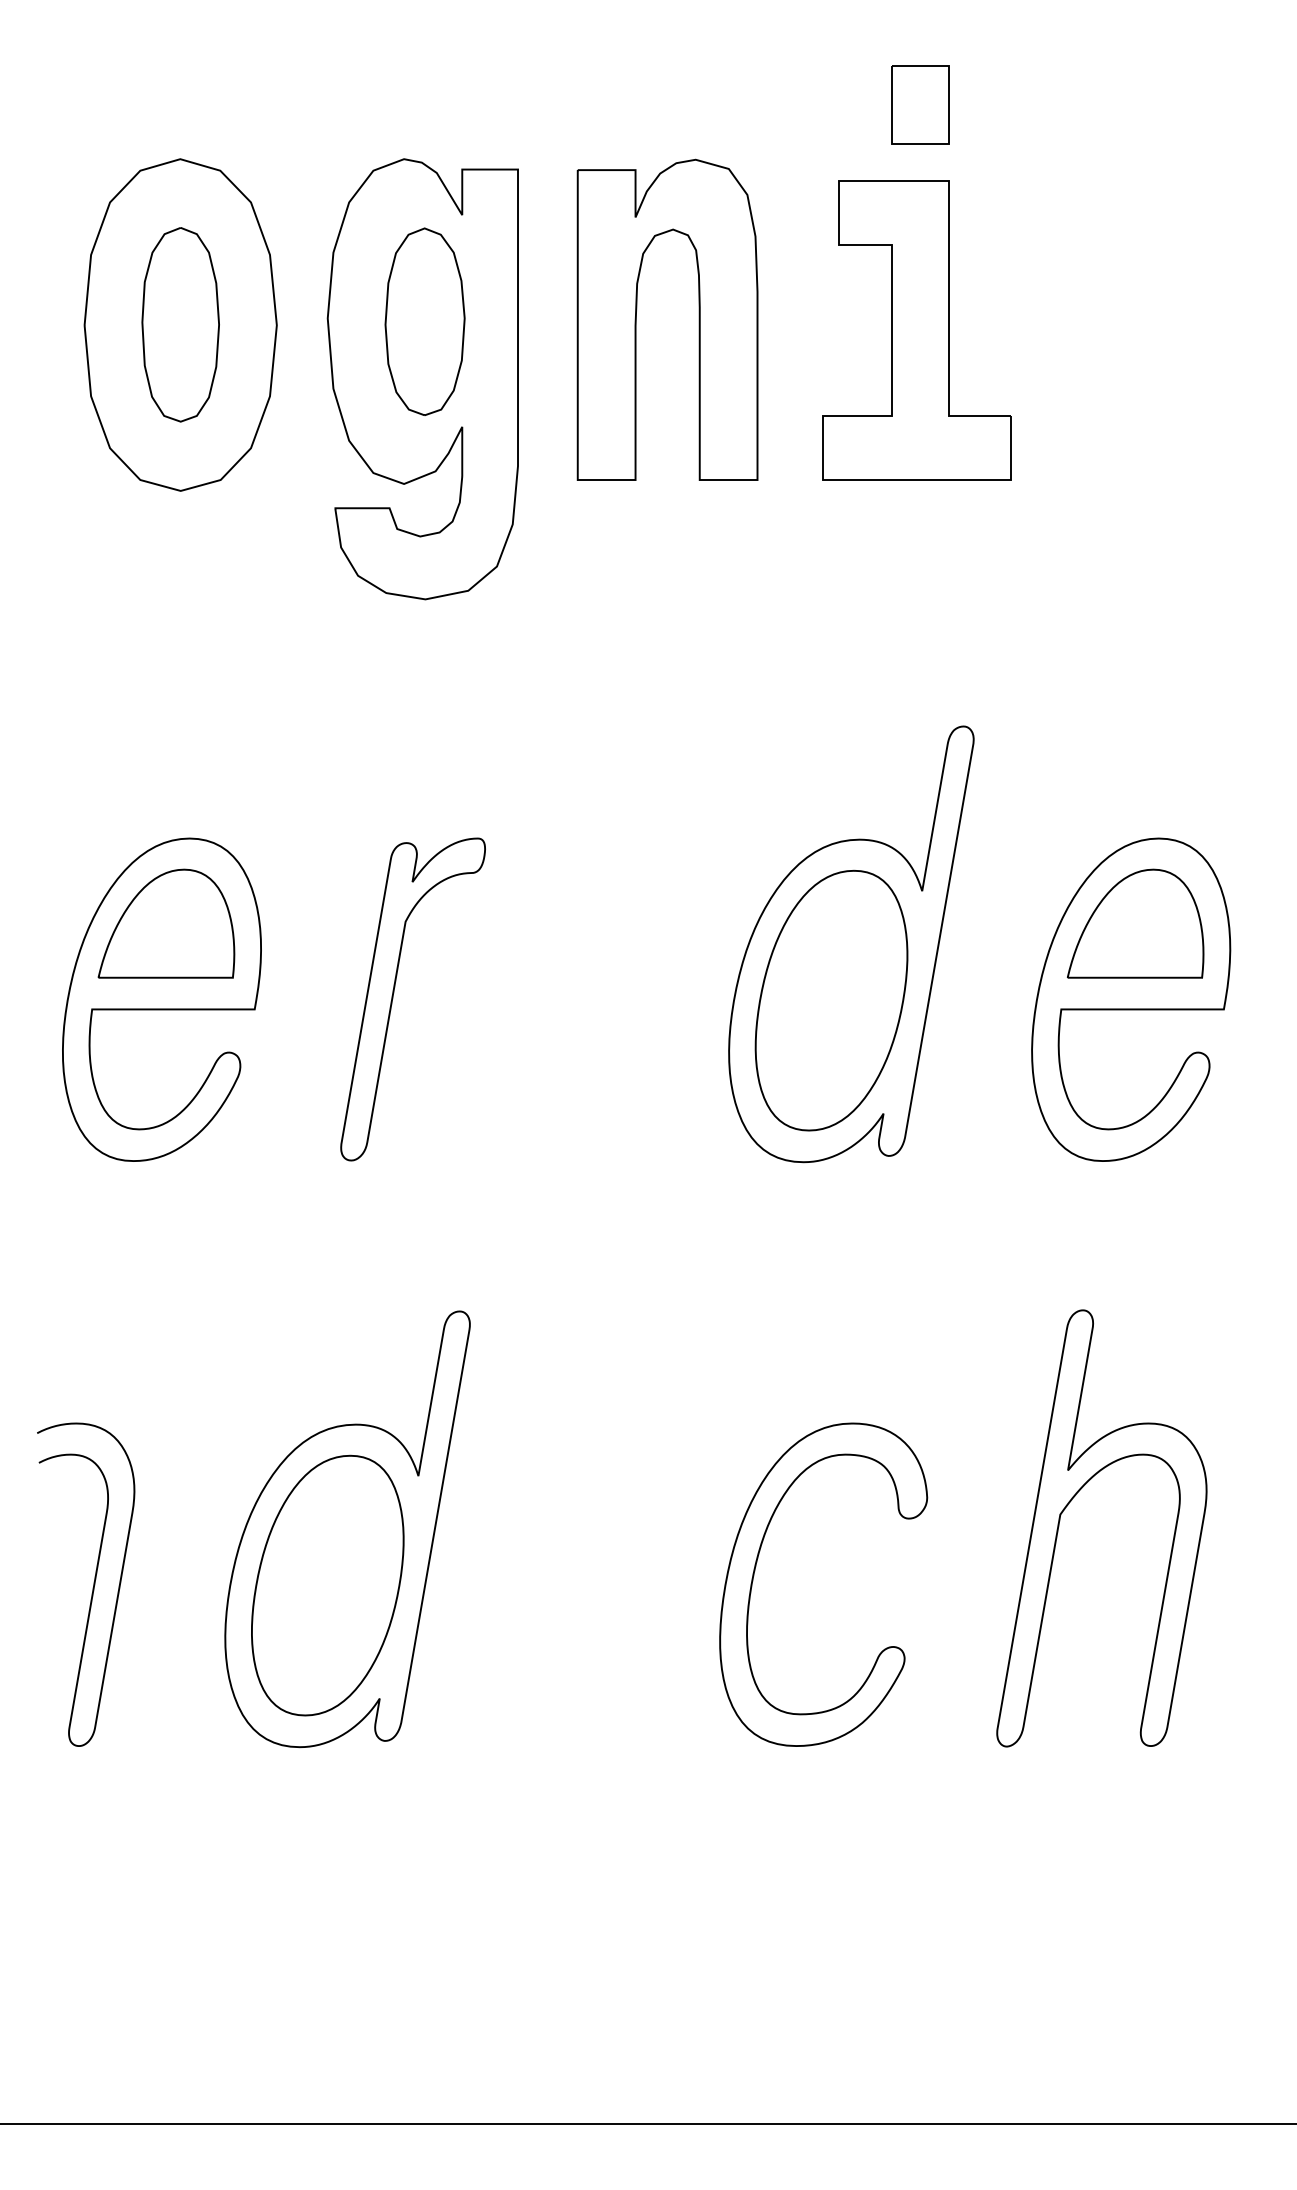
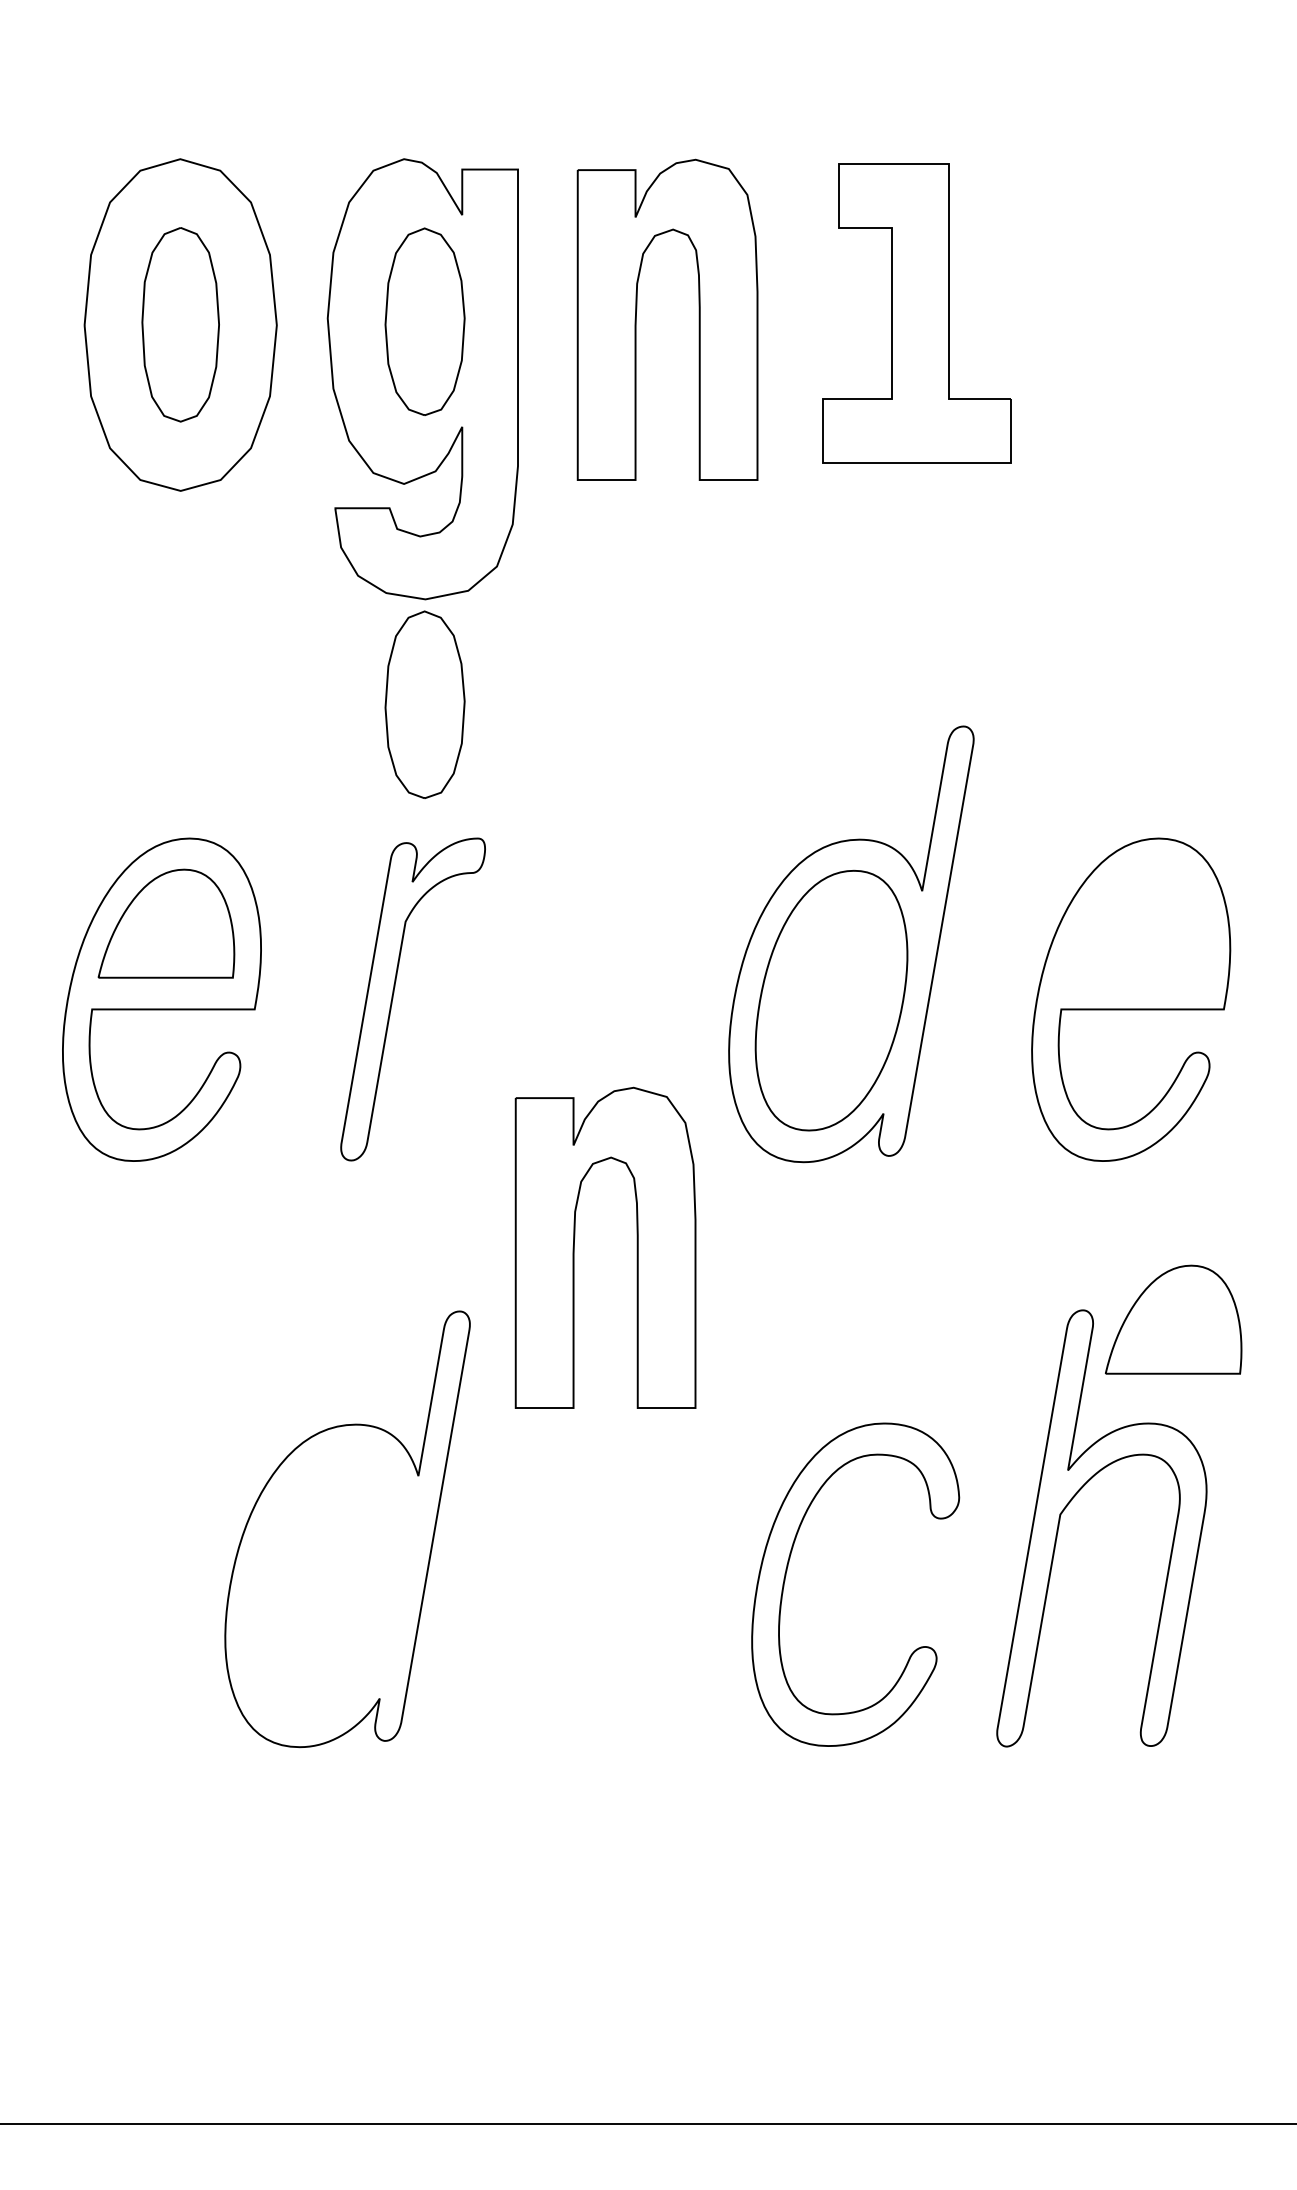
part: present -> none (920, 104)
part position: (916, 330) -> (916, 313) (916, 313)
part: none -> present (424, 704)
part position: (1135, 923) -> (1173, 1319) (1173, 1319)
part: none -> present (574, 1247)
part position: (755, 1571) -> (787, 1571) (787, 1571)
part: present -> none (327, 1585)
curve: present -> none (92, 1587)
